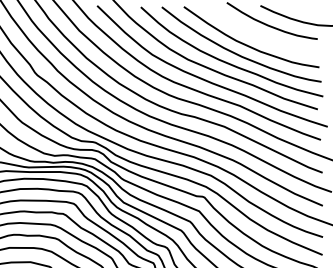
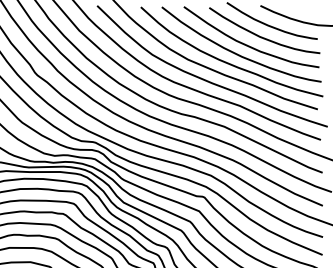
curve: none -> present (262, 36)
